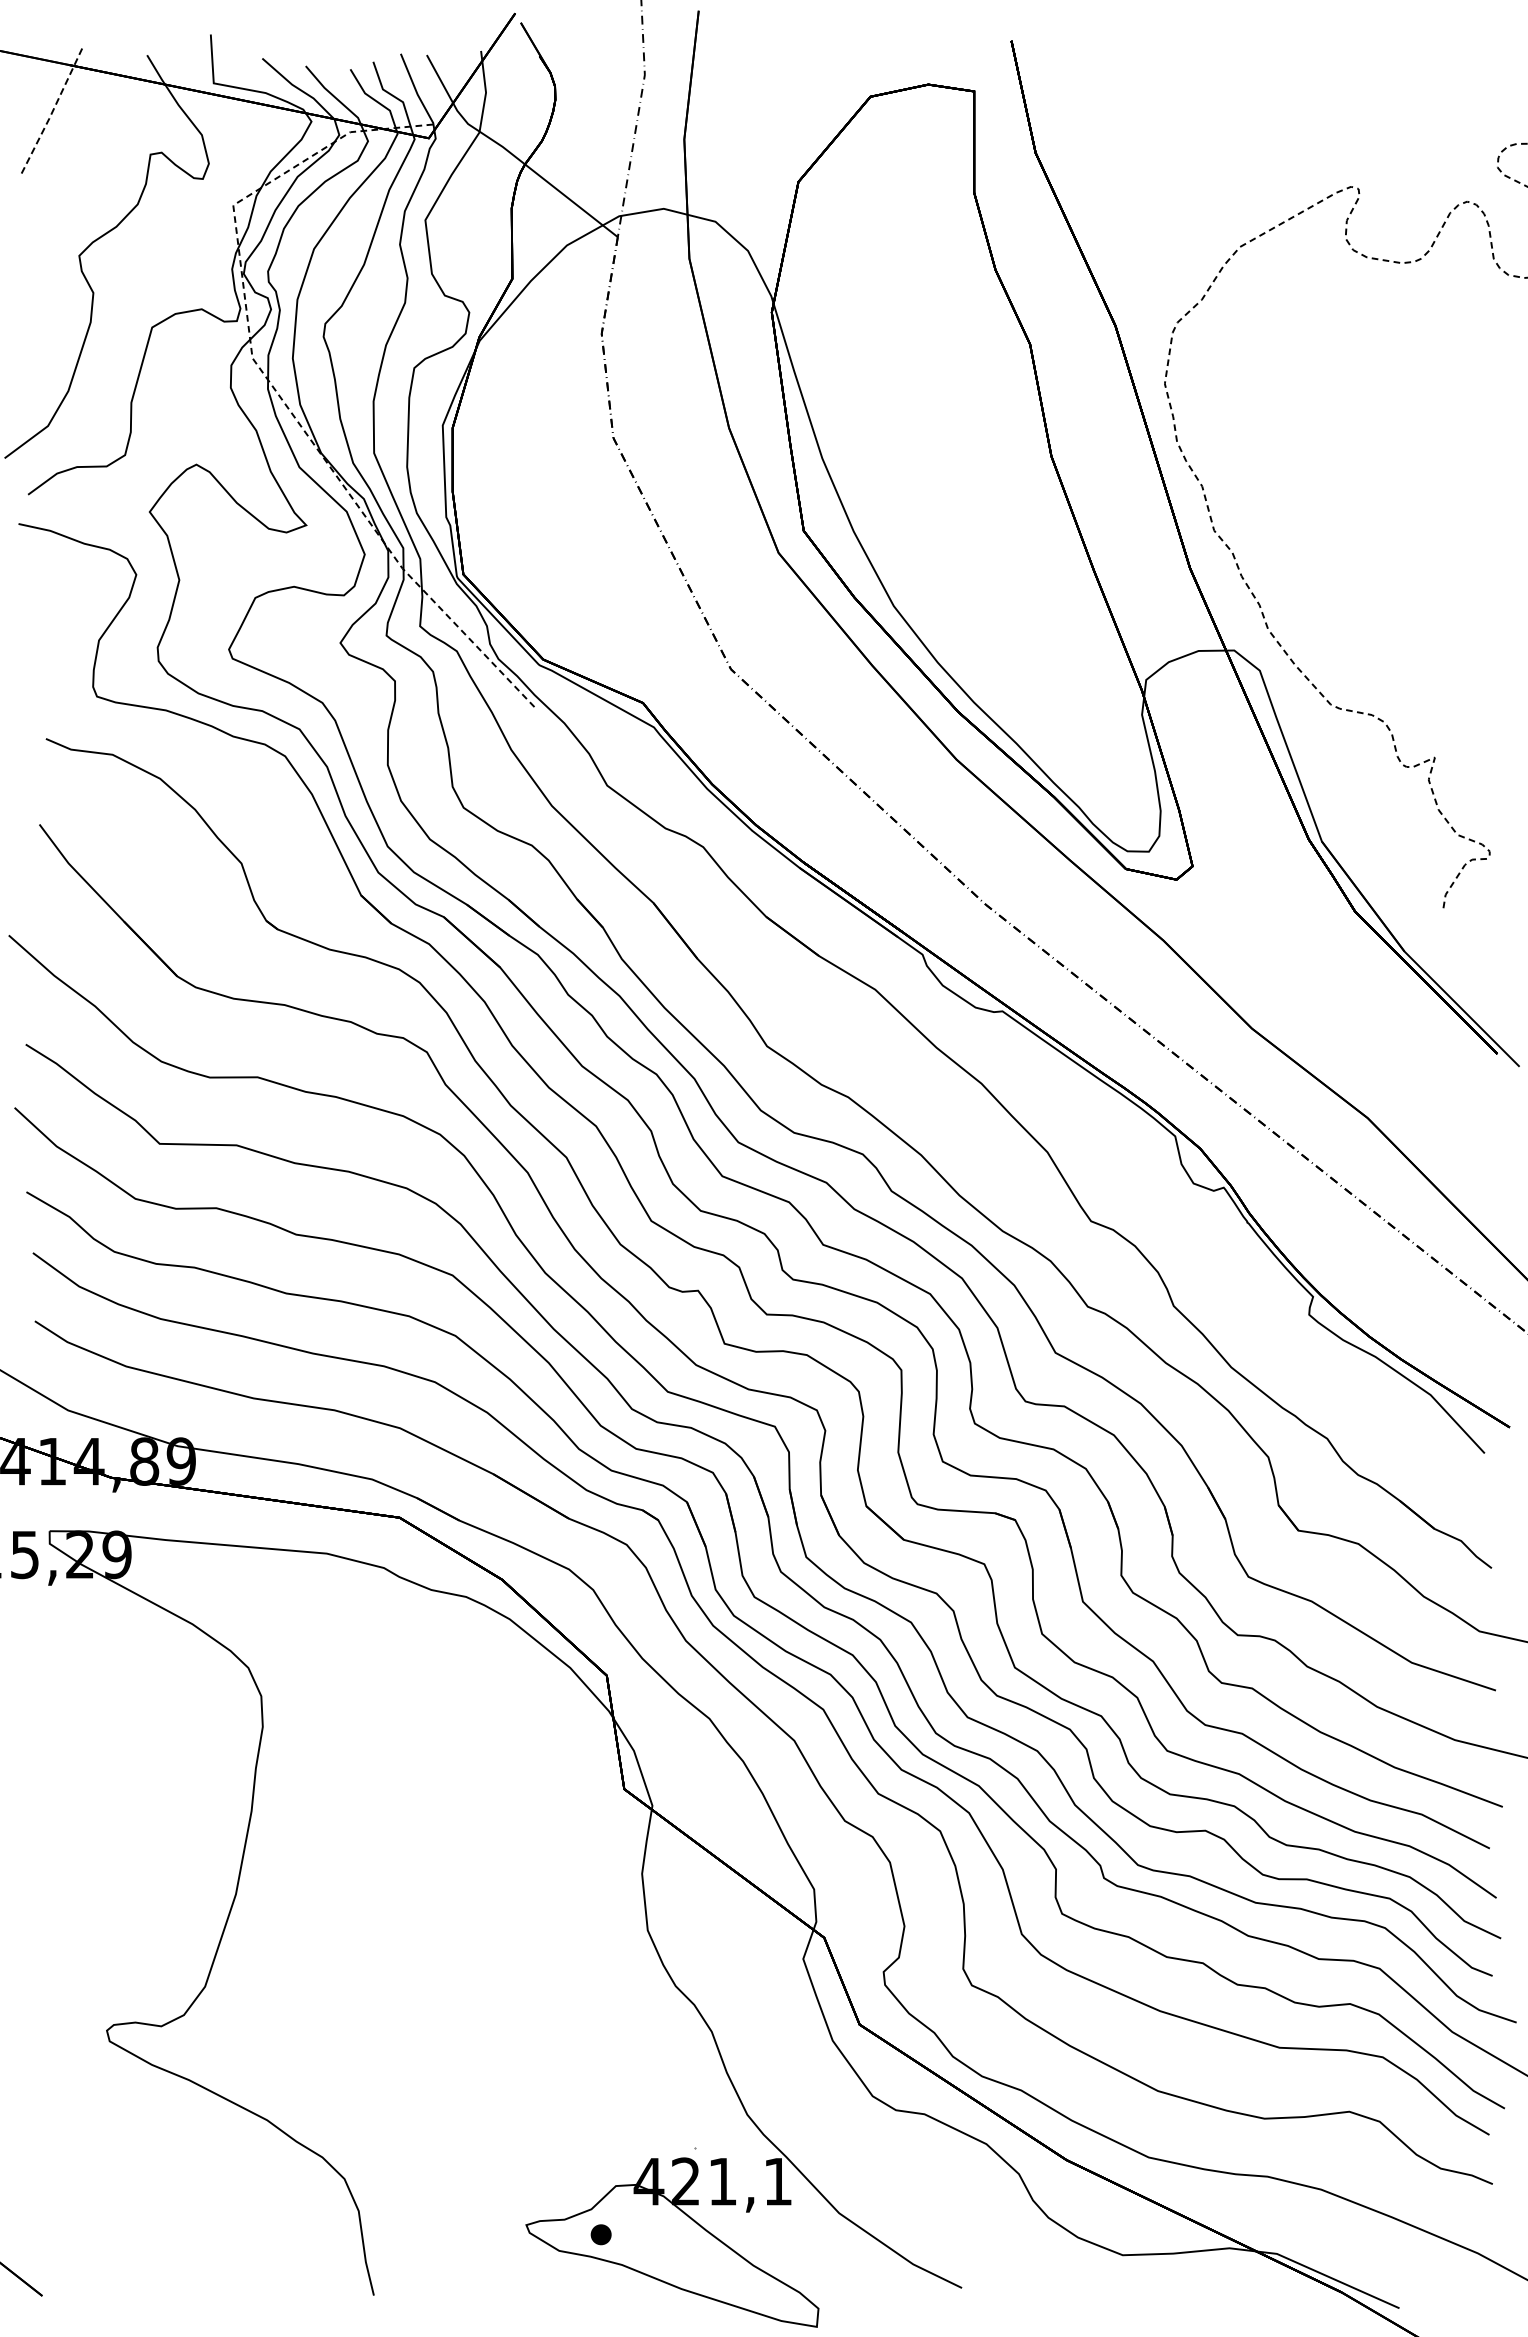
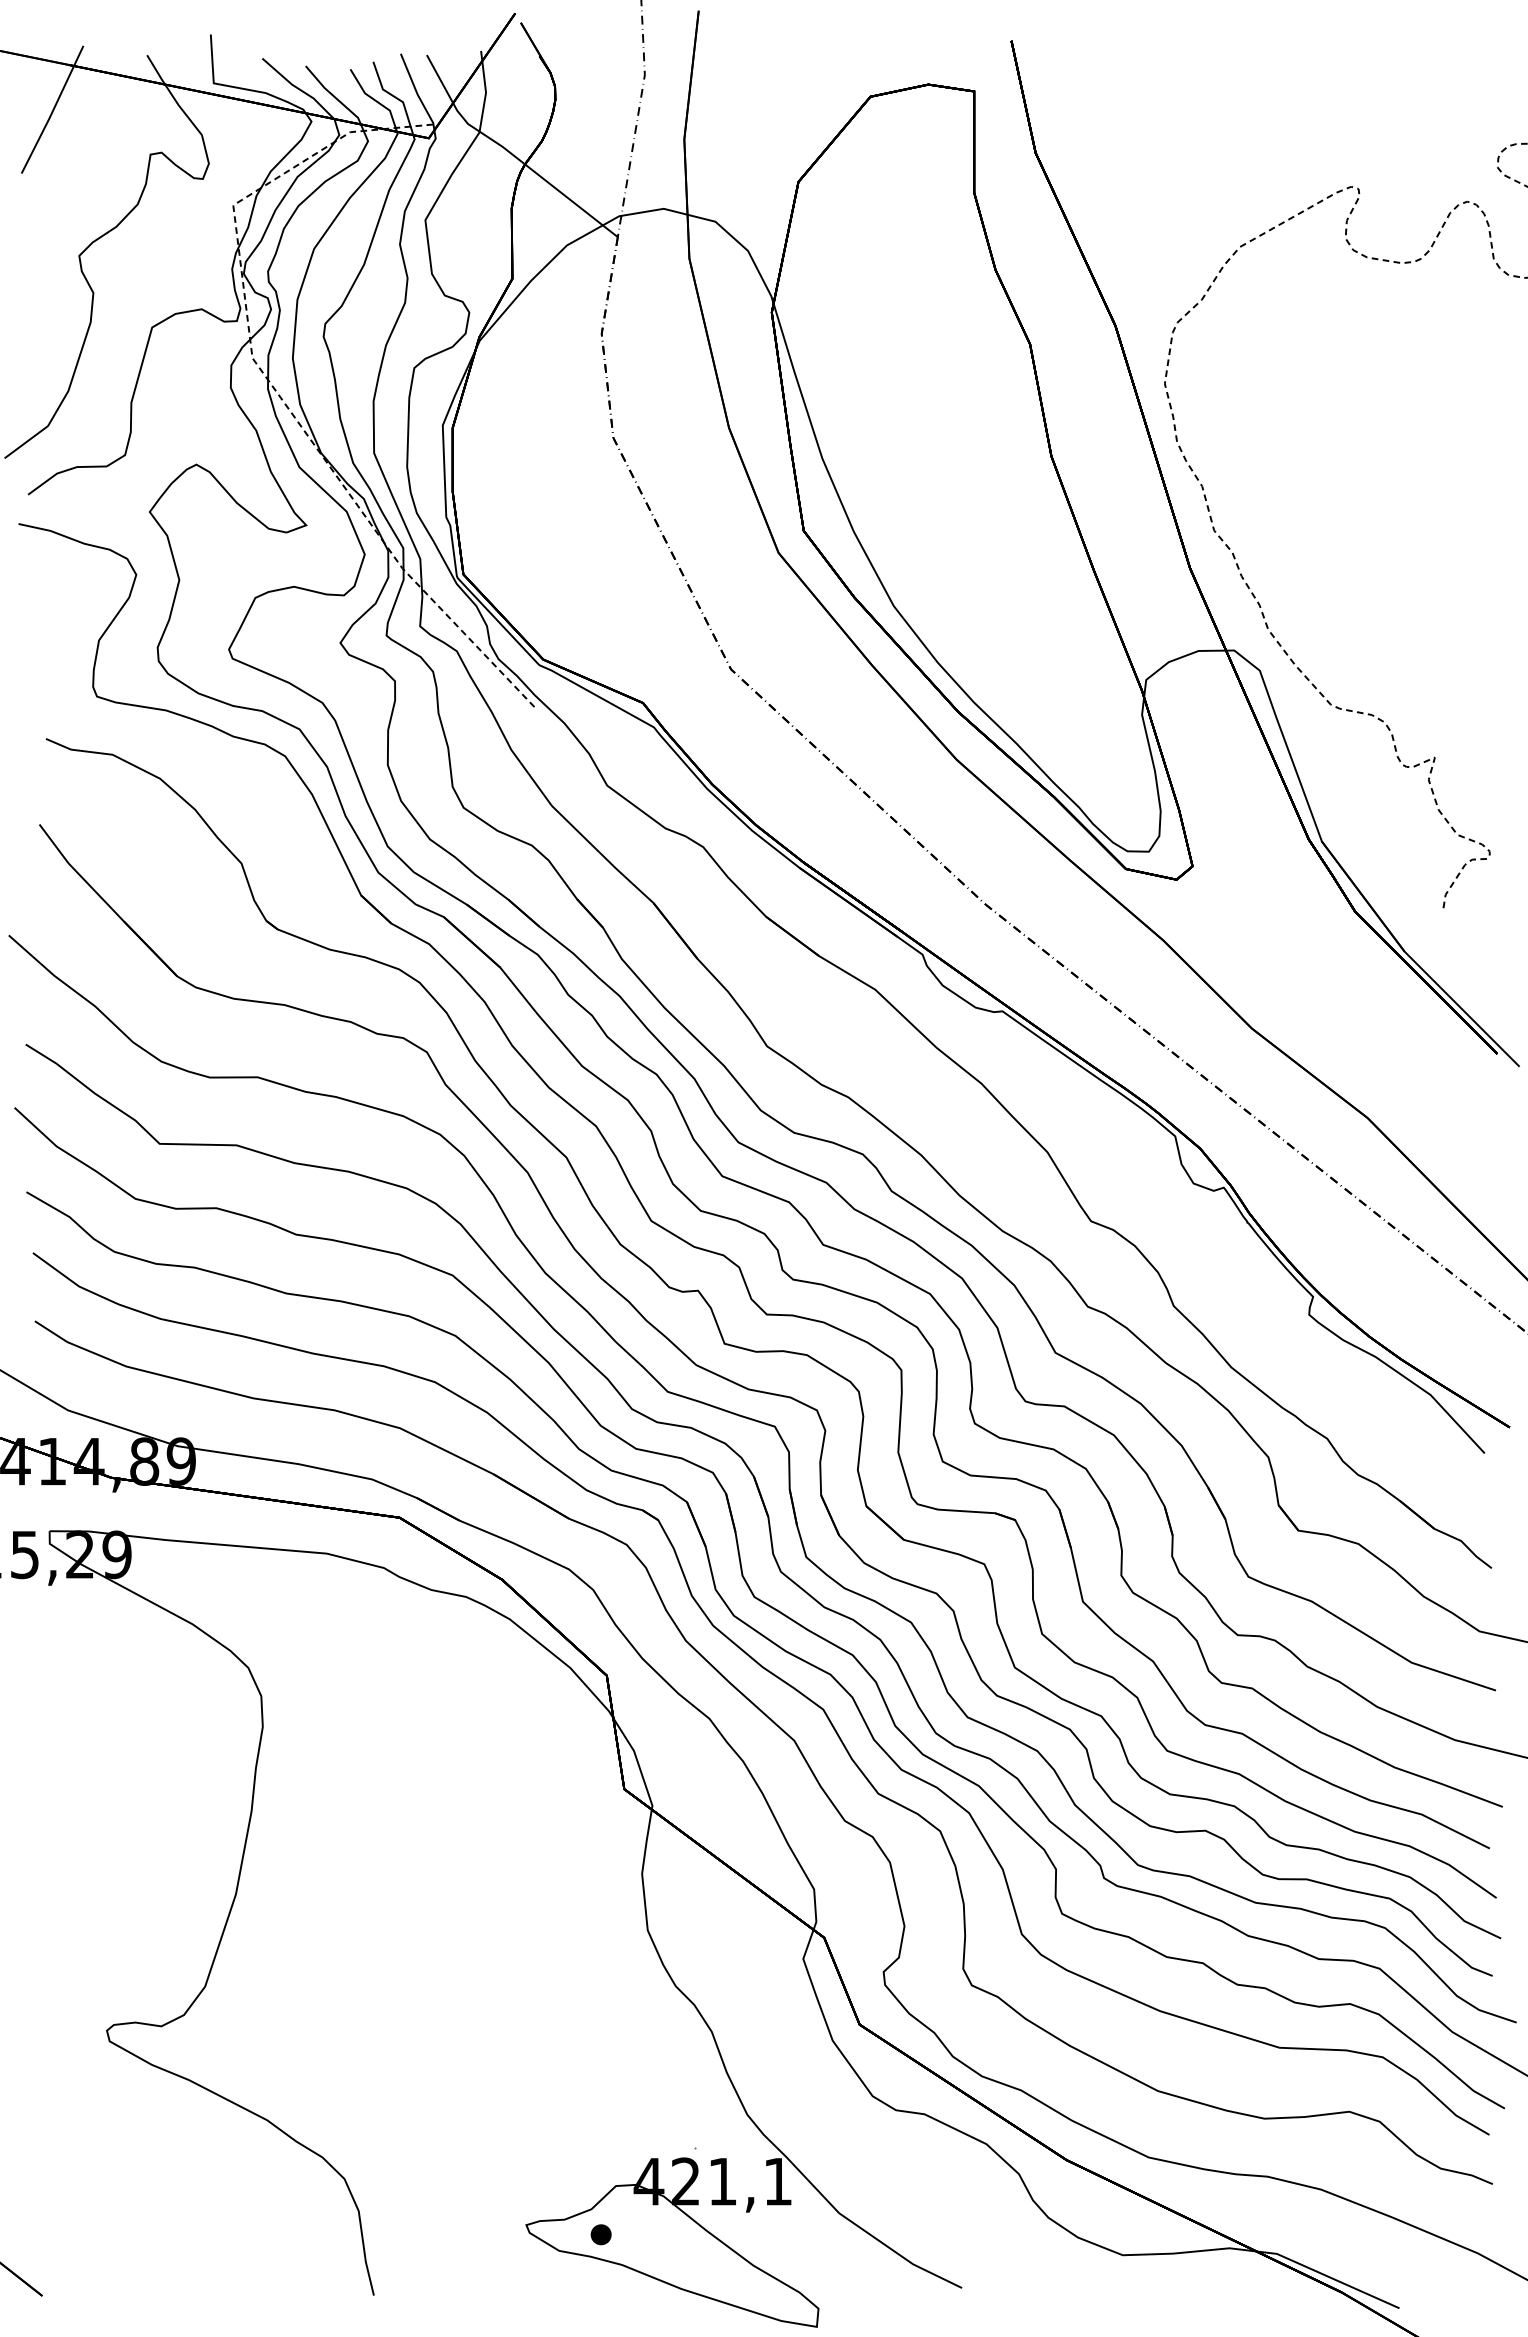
line: dashed -> solid (53, 110)
